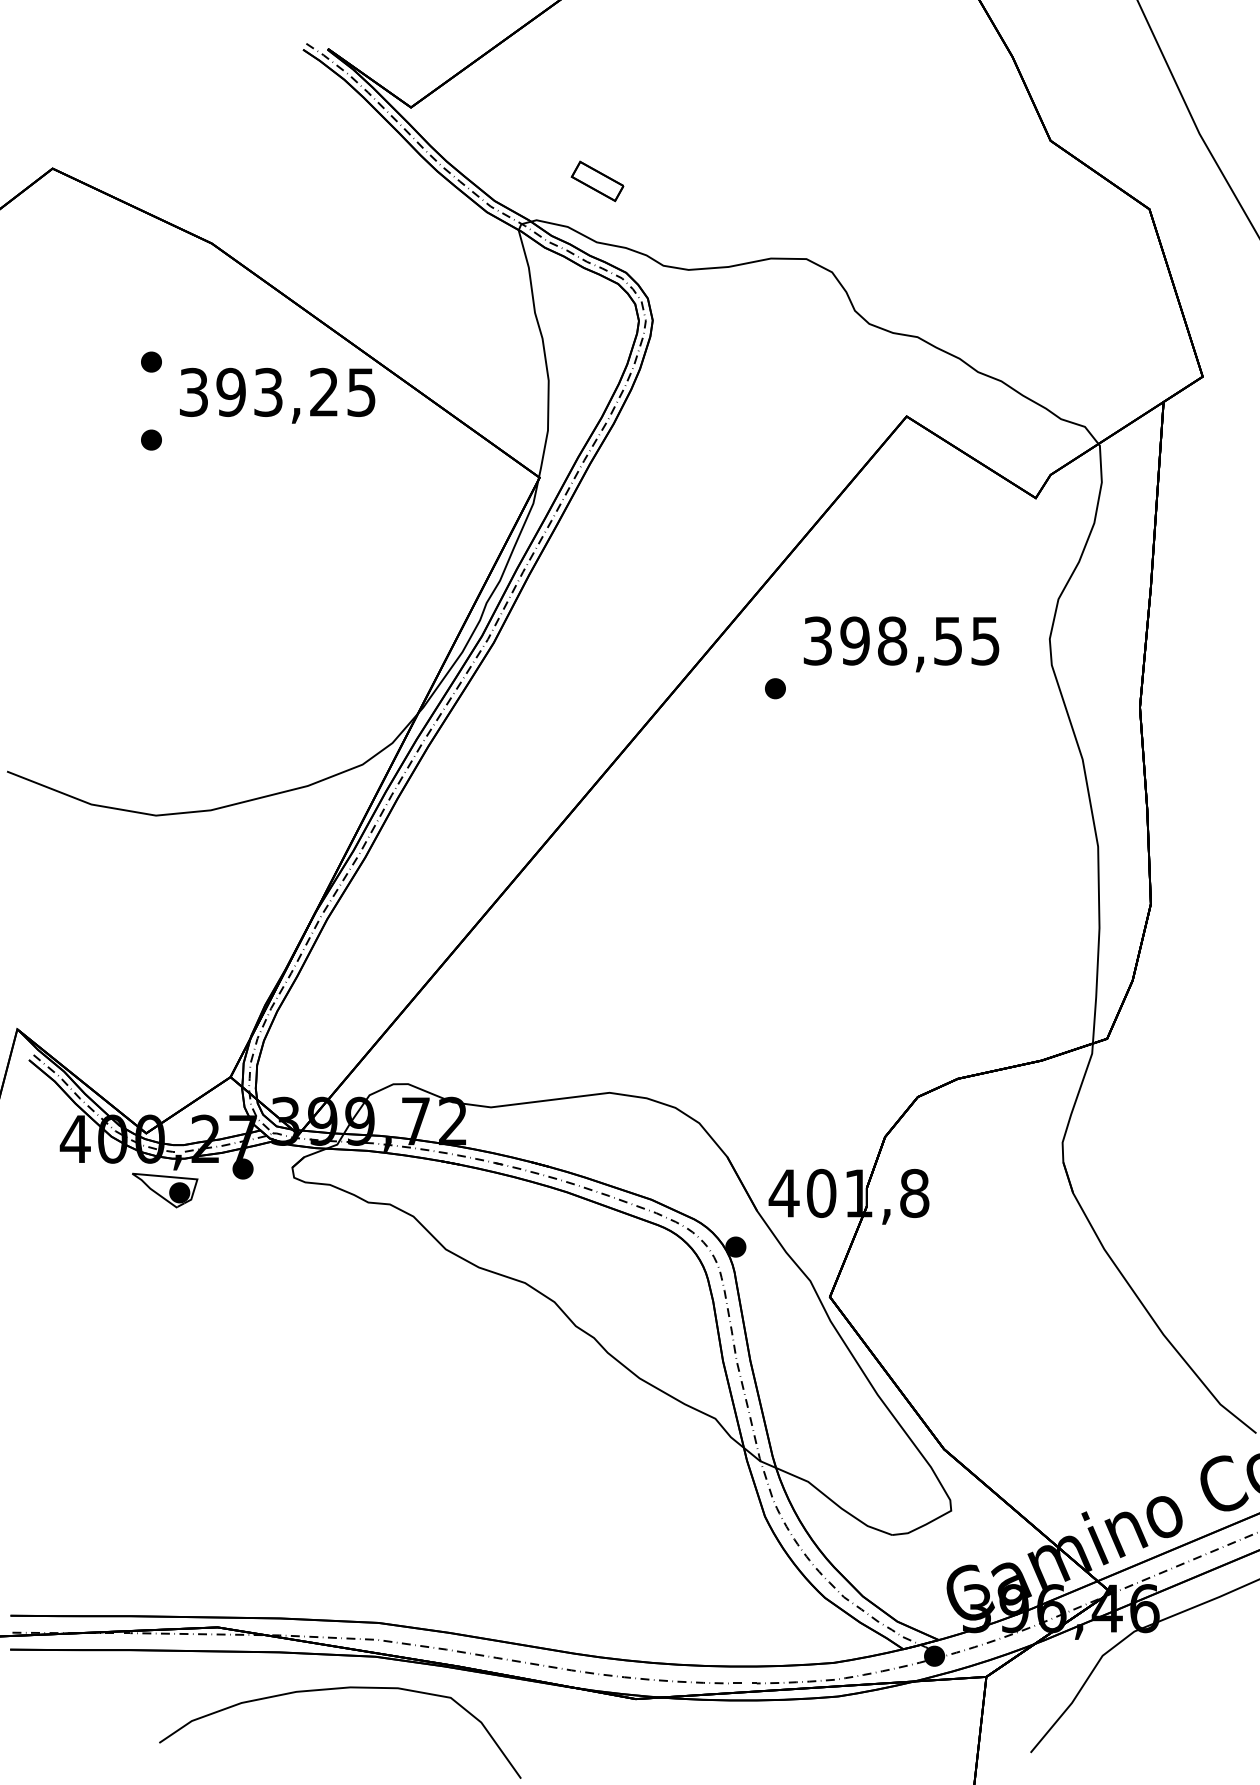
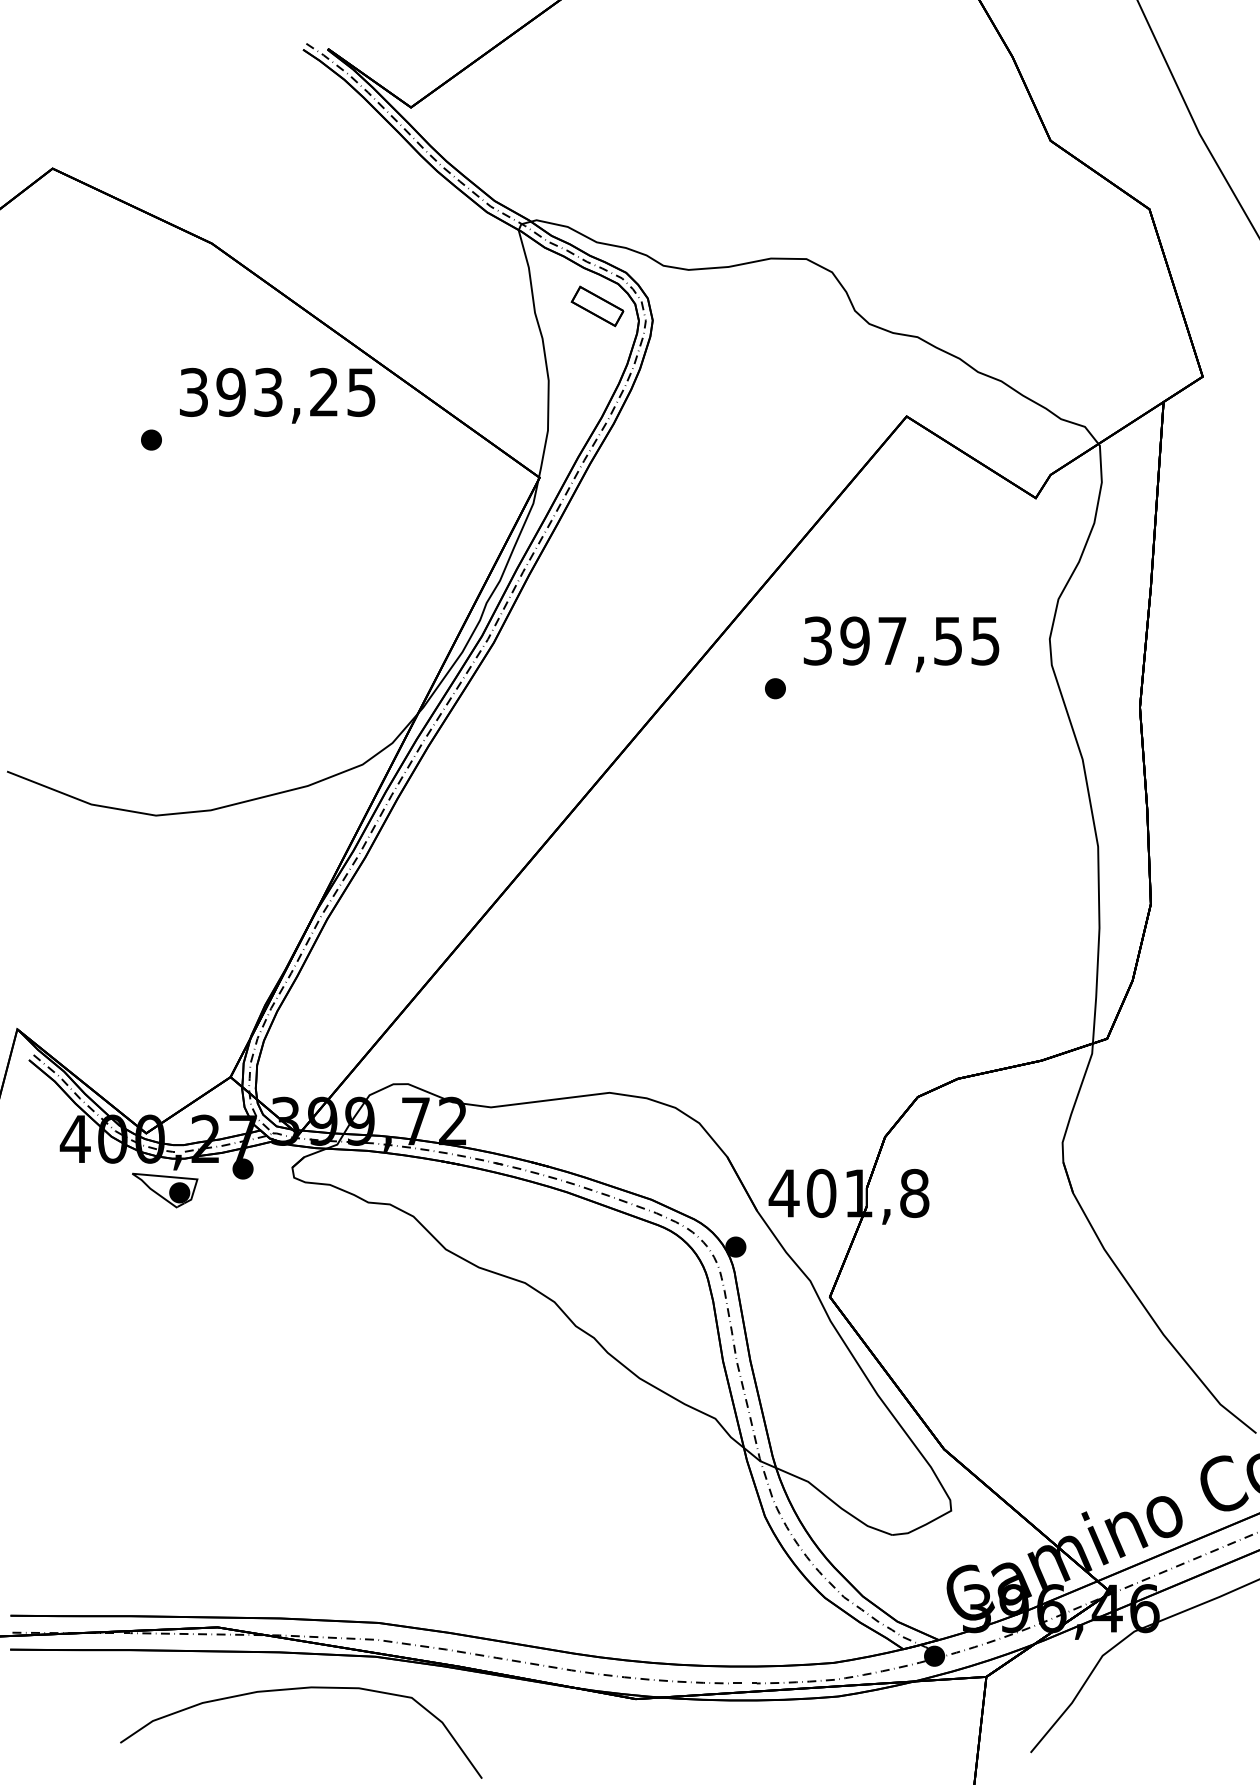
part position: (597, 181) -> (597, 306) (597, 306)
part: present -> none (151, 361)
text: 398,55 -> 397,55 (892, 640)
curve position: (340, 1689) -> (301, 1689) (301, 1689)
